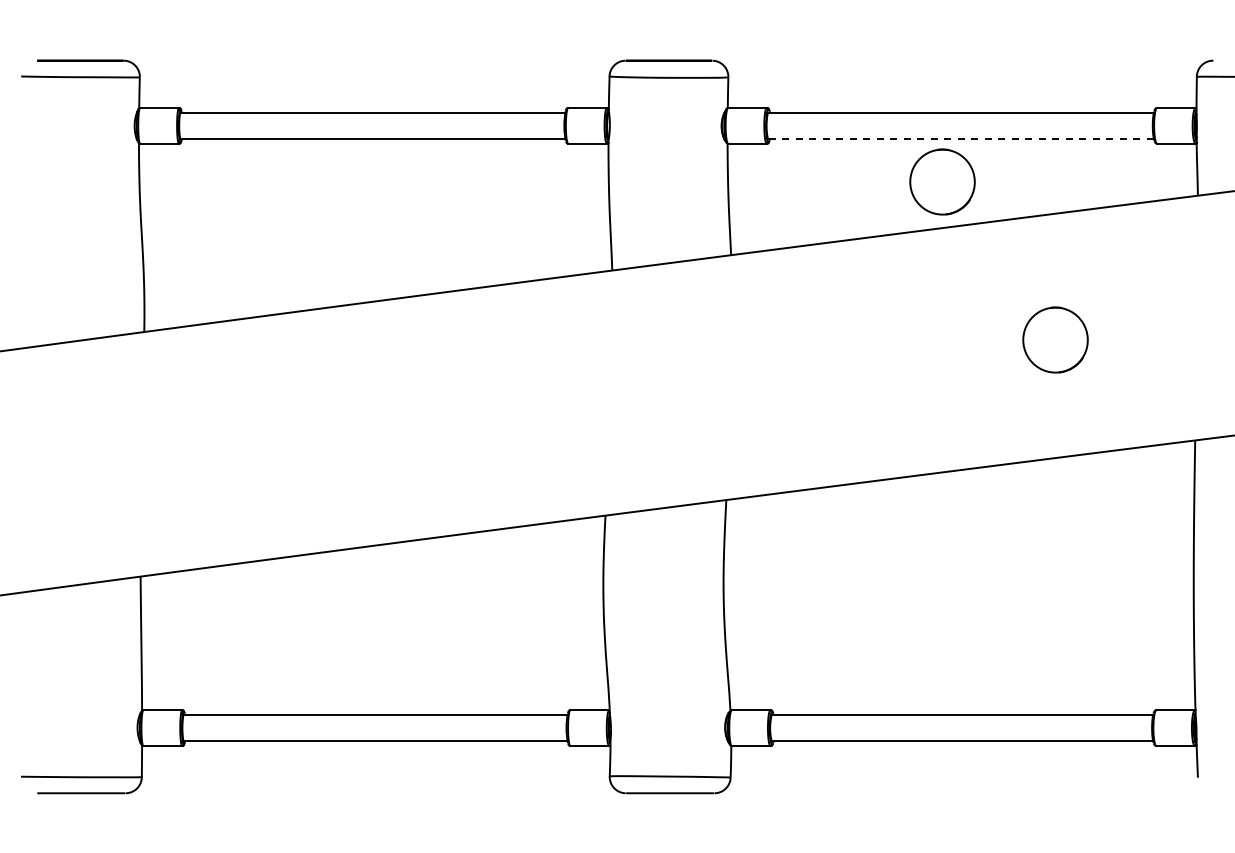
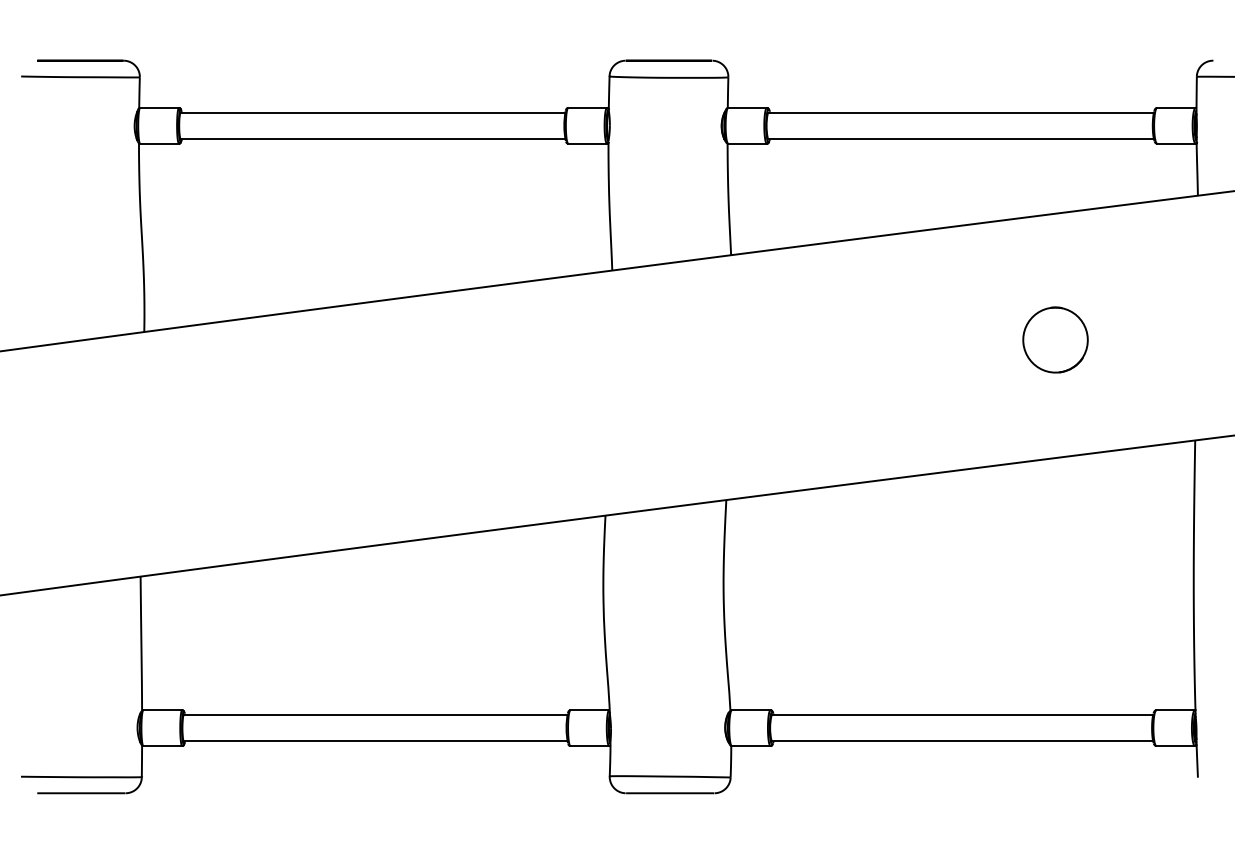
line: dashed -> solid (961, 138)
part: present -> none (942, 181)
